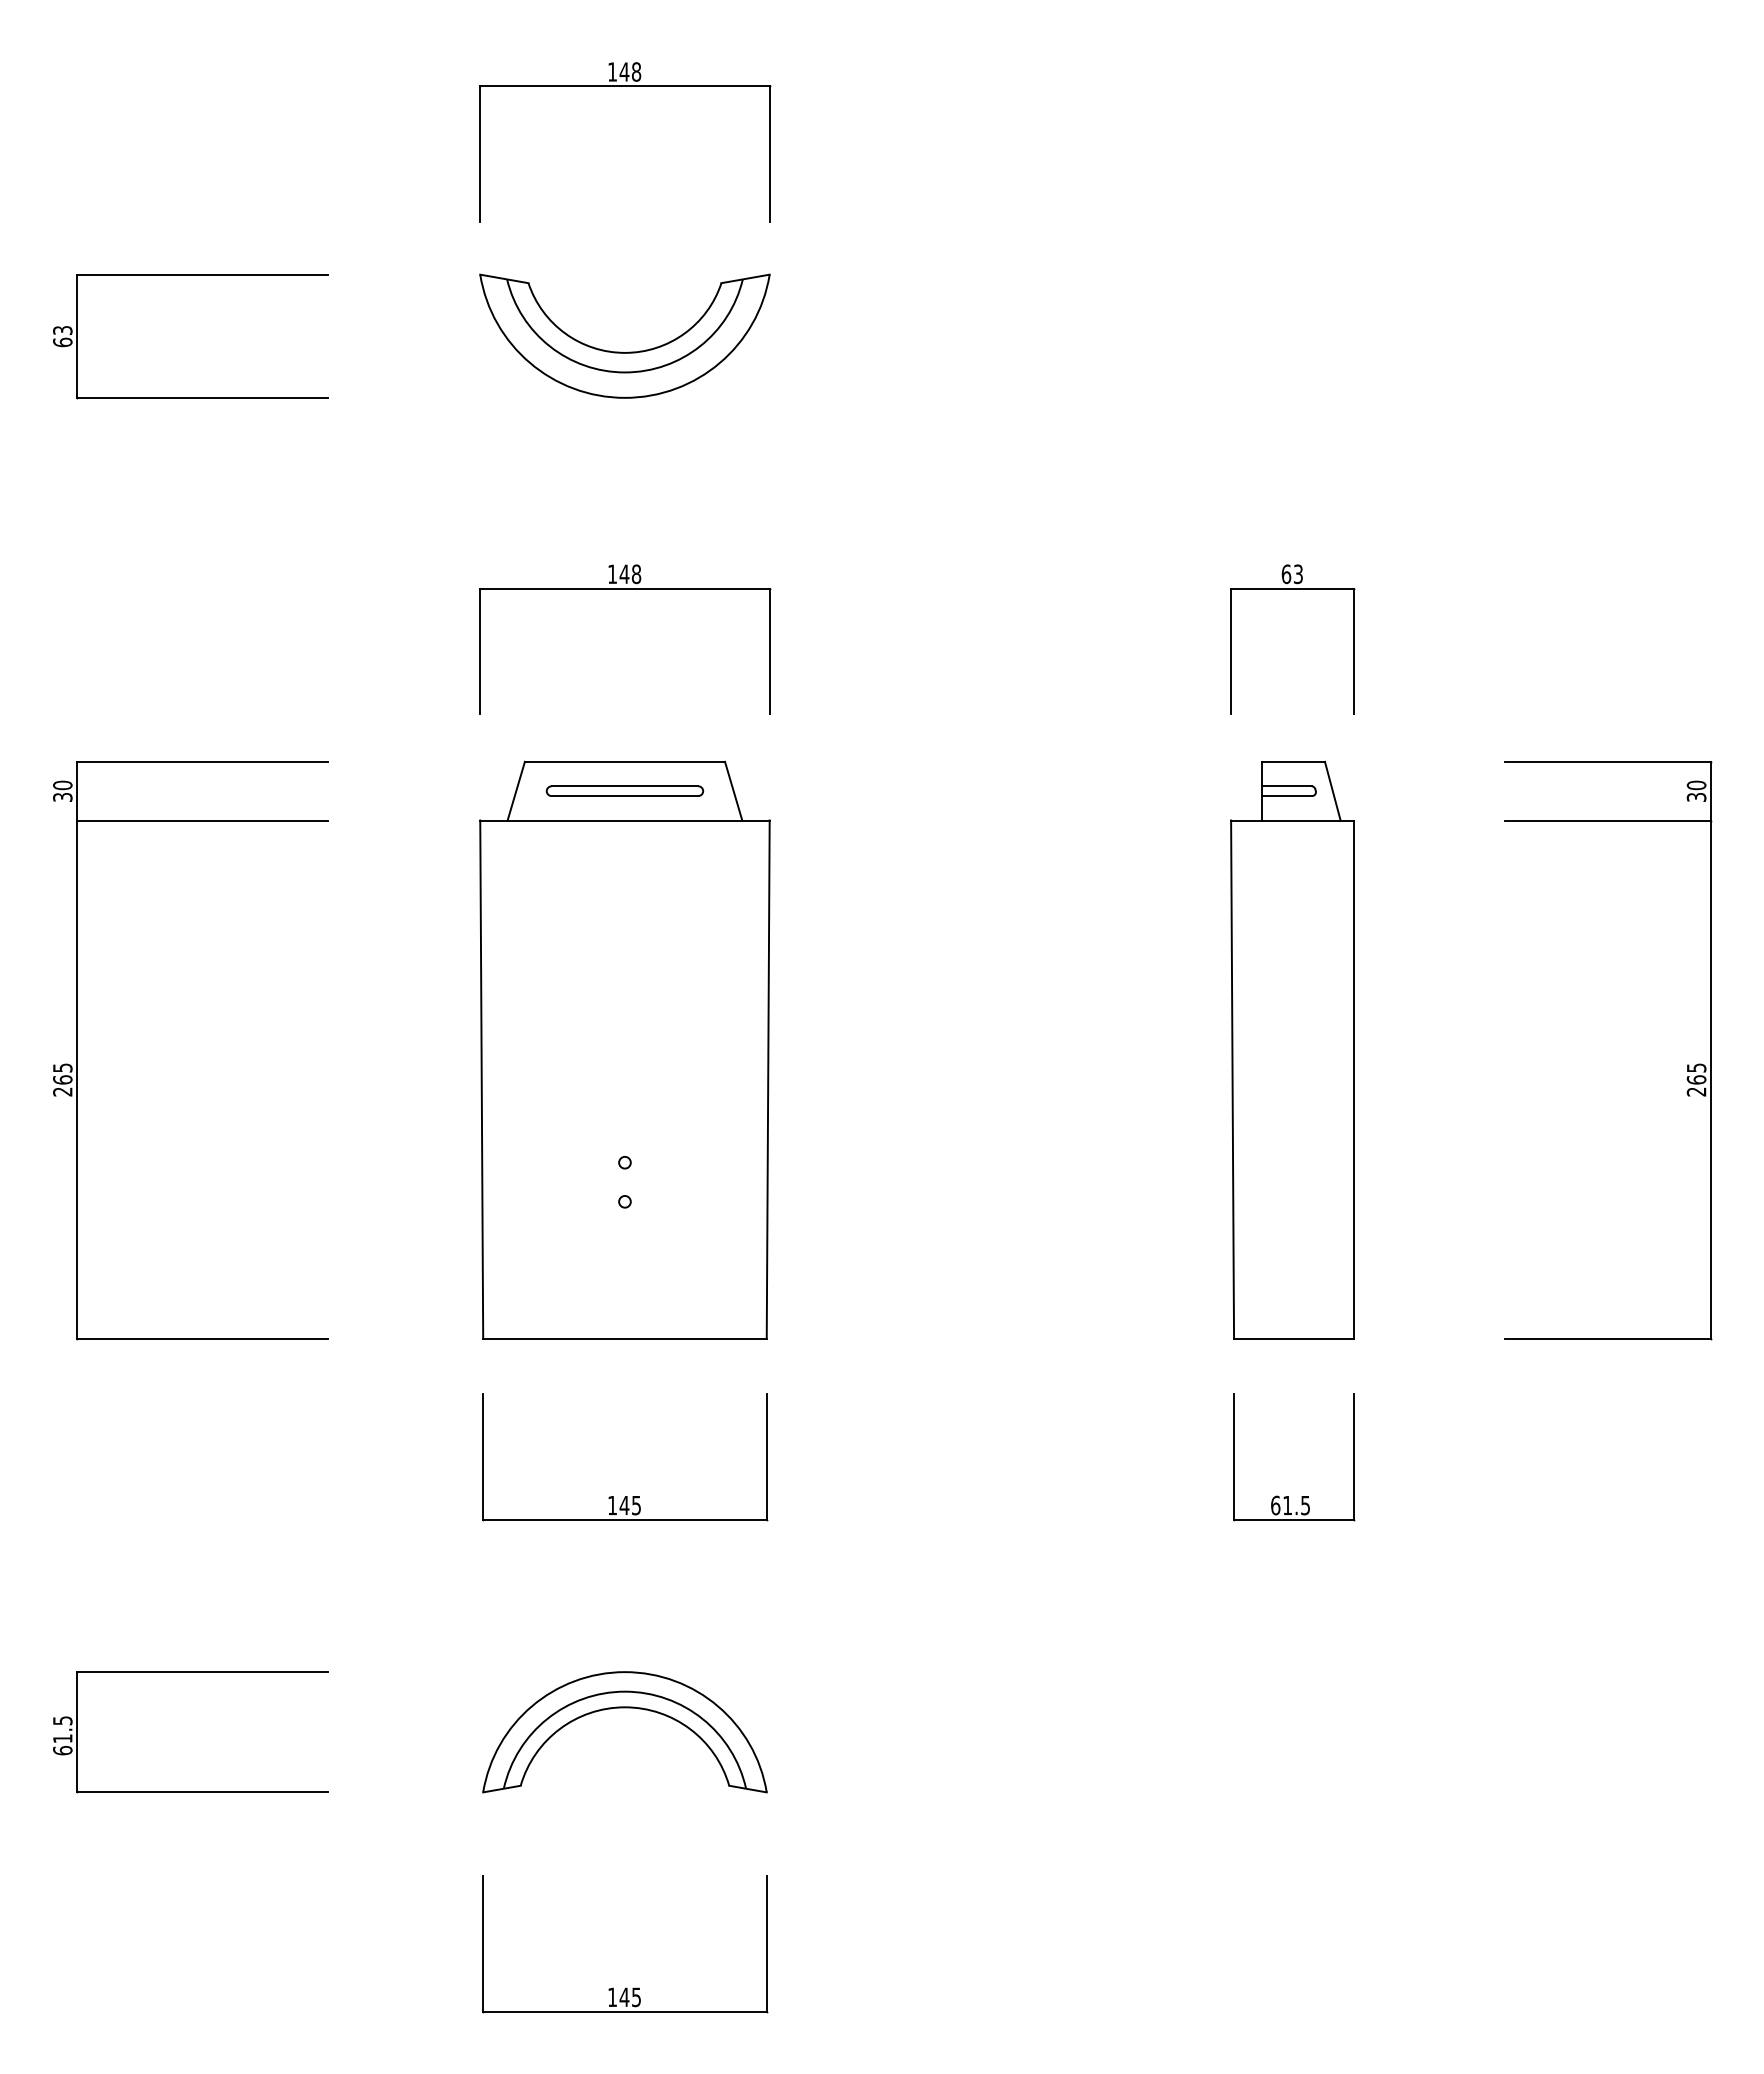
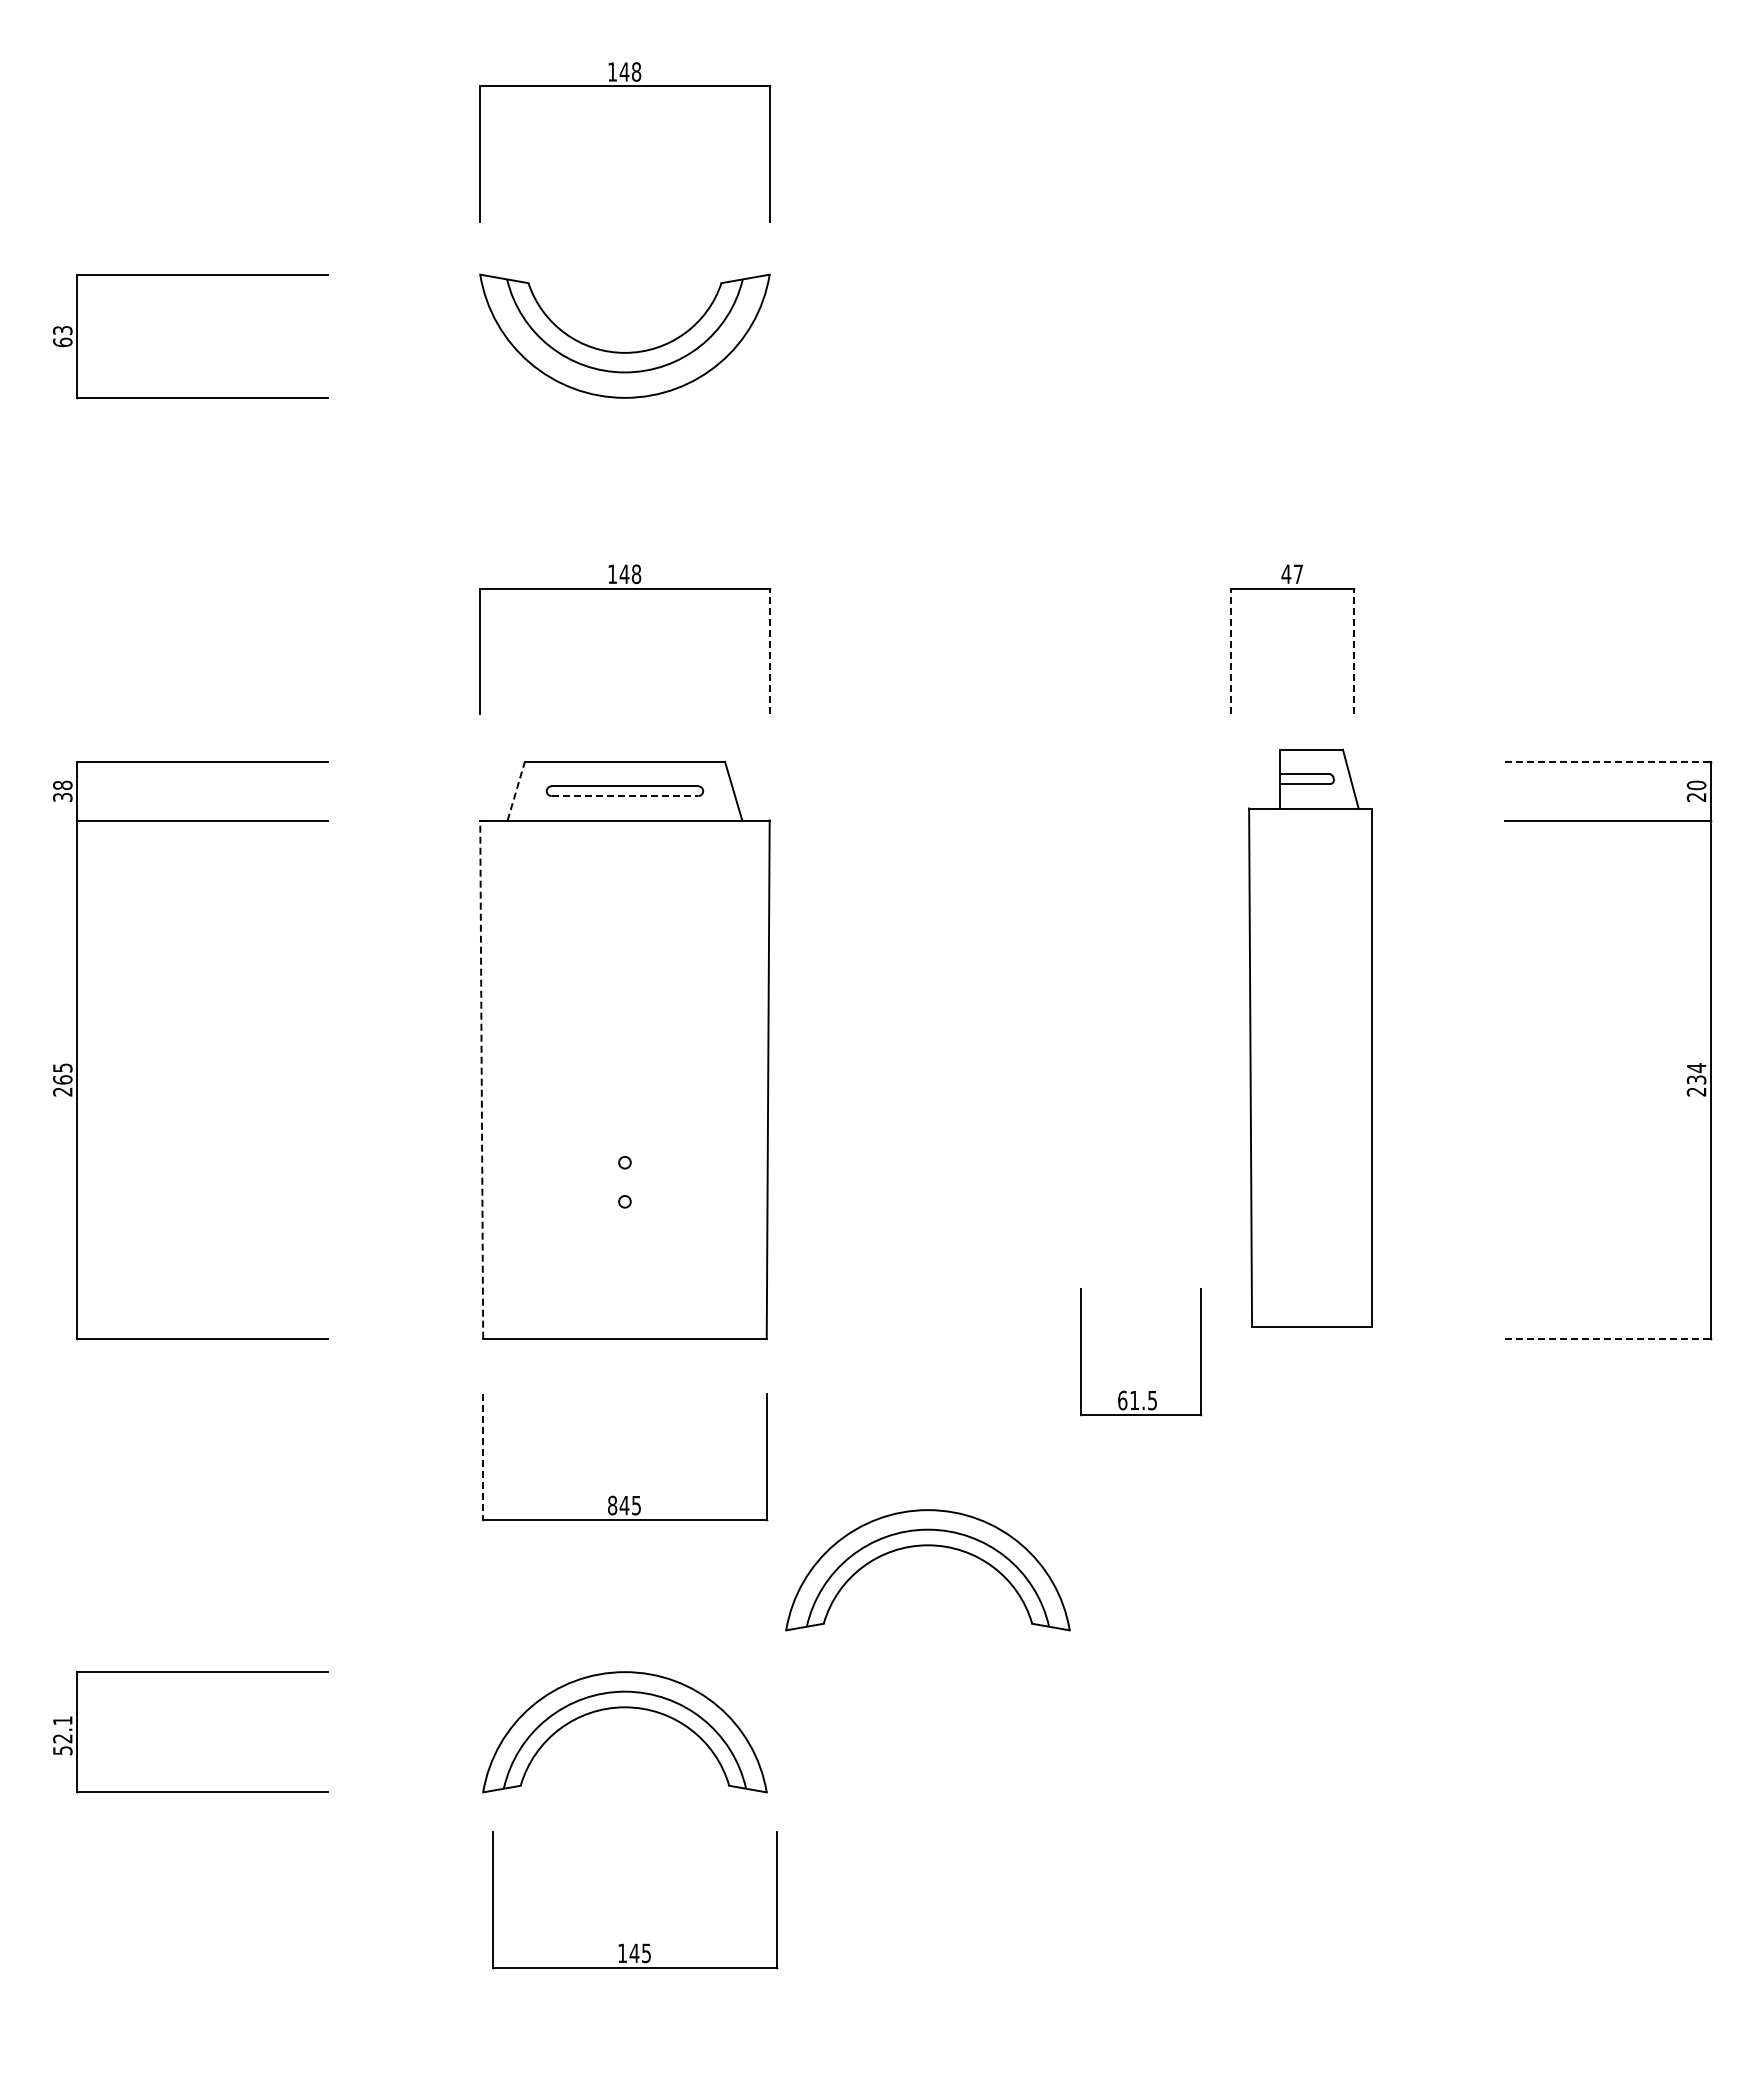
text: 63 -> 47 (1291, 574)
line: solid -> dashed (769, 651)
line: solid -> dashed (1231, 651)
line: solid -> dashed (1354, 651)
line: solid -> dashed (1608, 761)
text: 30 -> 38 (62, 785)
line: solid -> dashed (516, 791)
line: solid -> dashed (625, 796)
text: 30 -> 20 (1696, 797)
part position: (1292, 1049) -> (1310, 1037) (1310, 1037)
text: 265 -> 234 (1696, 1073)
line: solid -> dashed (481, 1079)
line: solid -> dashed (1608, 1338)
line: solid -> dashed (483, 1457)
part position: (1288, 1496) -> (1135, 1391) (1135, 1391)
text: 145 -> 845 (612, 1505)
part: none -> present (927, 1546)
text: 61.5 -> 52.1 (62, 1735)
part position: (625, 1987) -> (635, 1943) (635, 1943)
